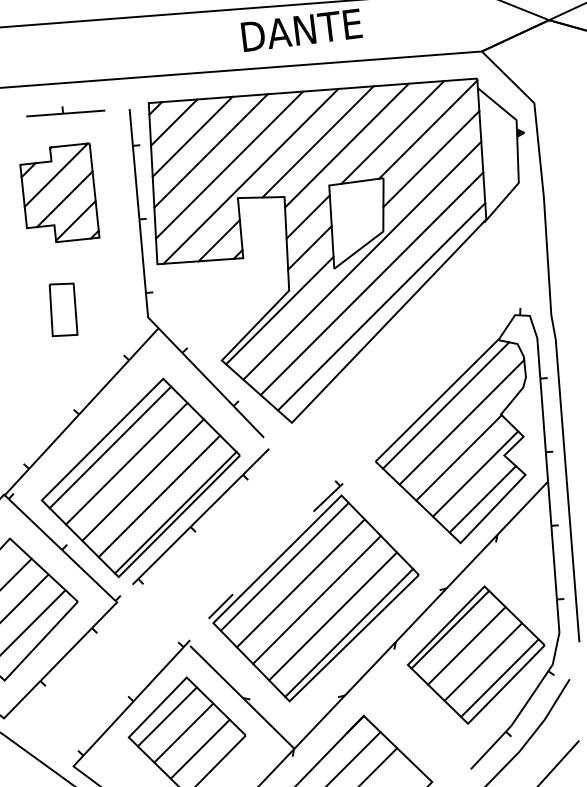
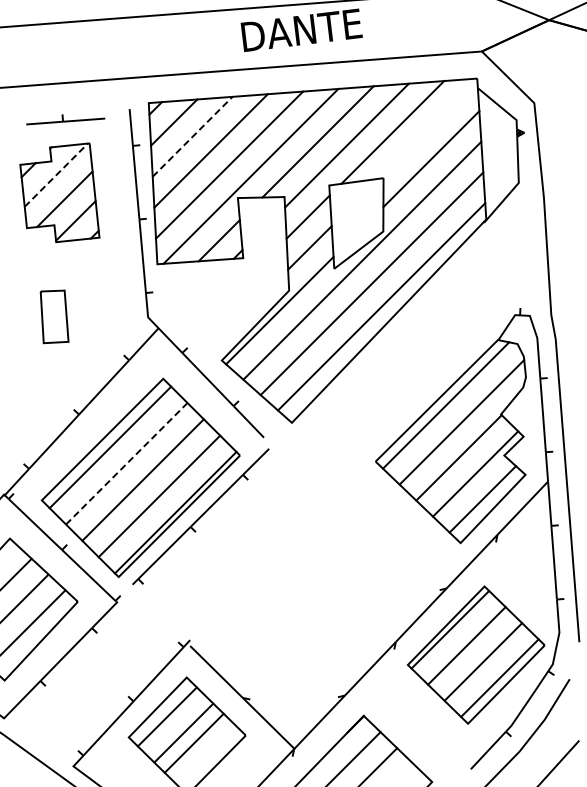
part position: (65, 111) -> (65, 119) (65, 119)
line: present -> none (428, 129)
line: solid -> dashed (193, 136)
line: solid -> dashed (56, 175)
part position: (63, 309) -> (54, 316) (54, 316)
line: solid -> dashed (126, 463)
part: present -> none (313, 591)
line position: (199, 748) -> (193, 742) (193, 742)
